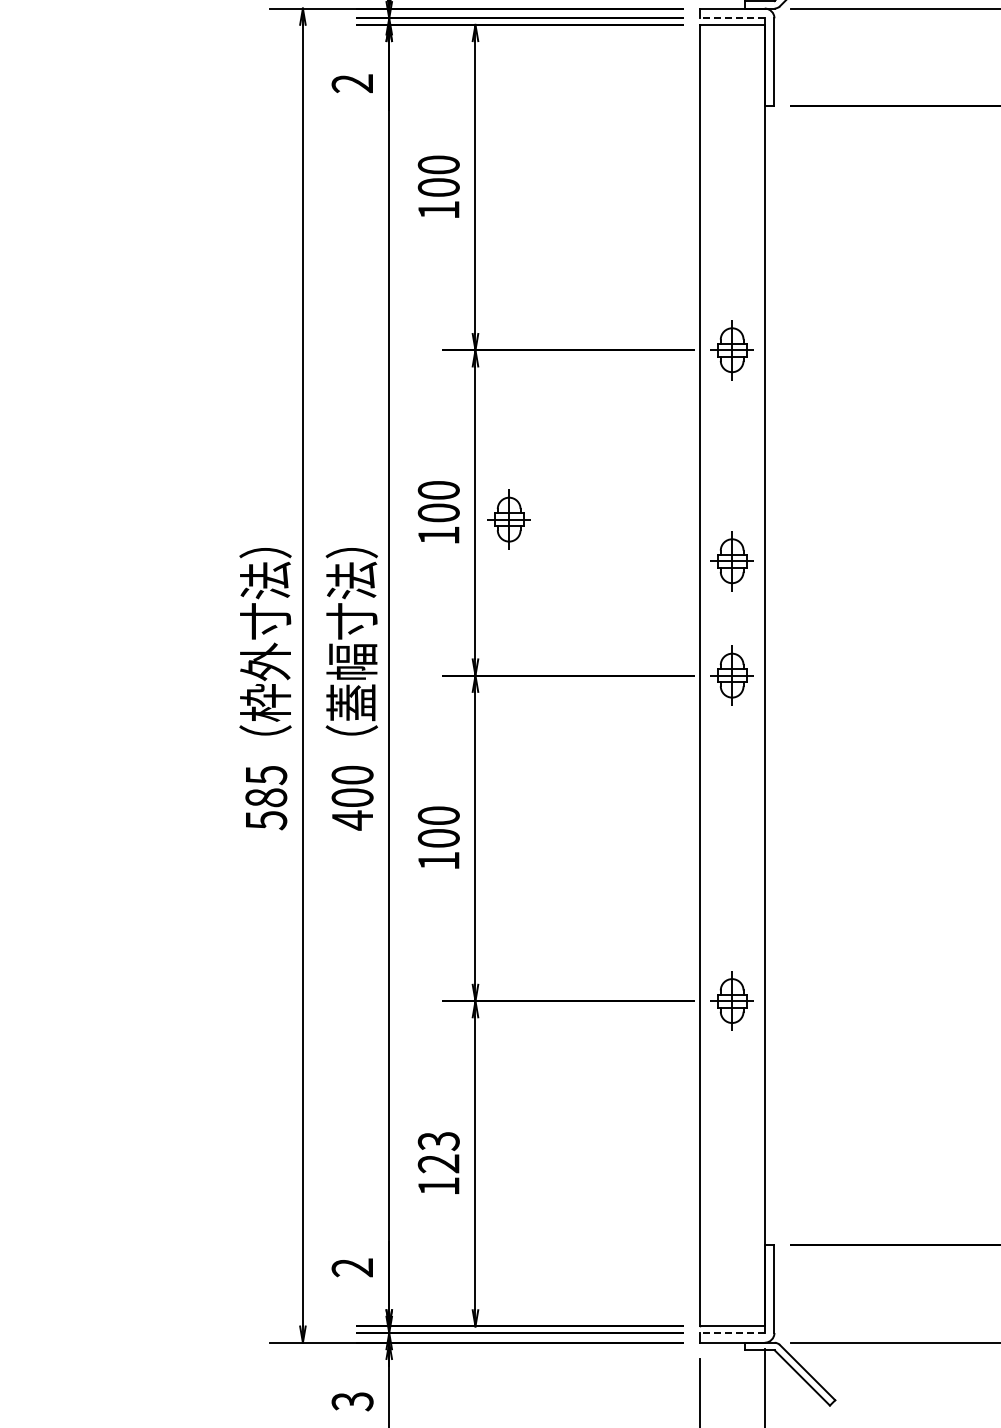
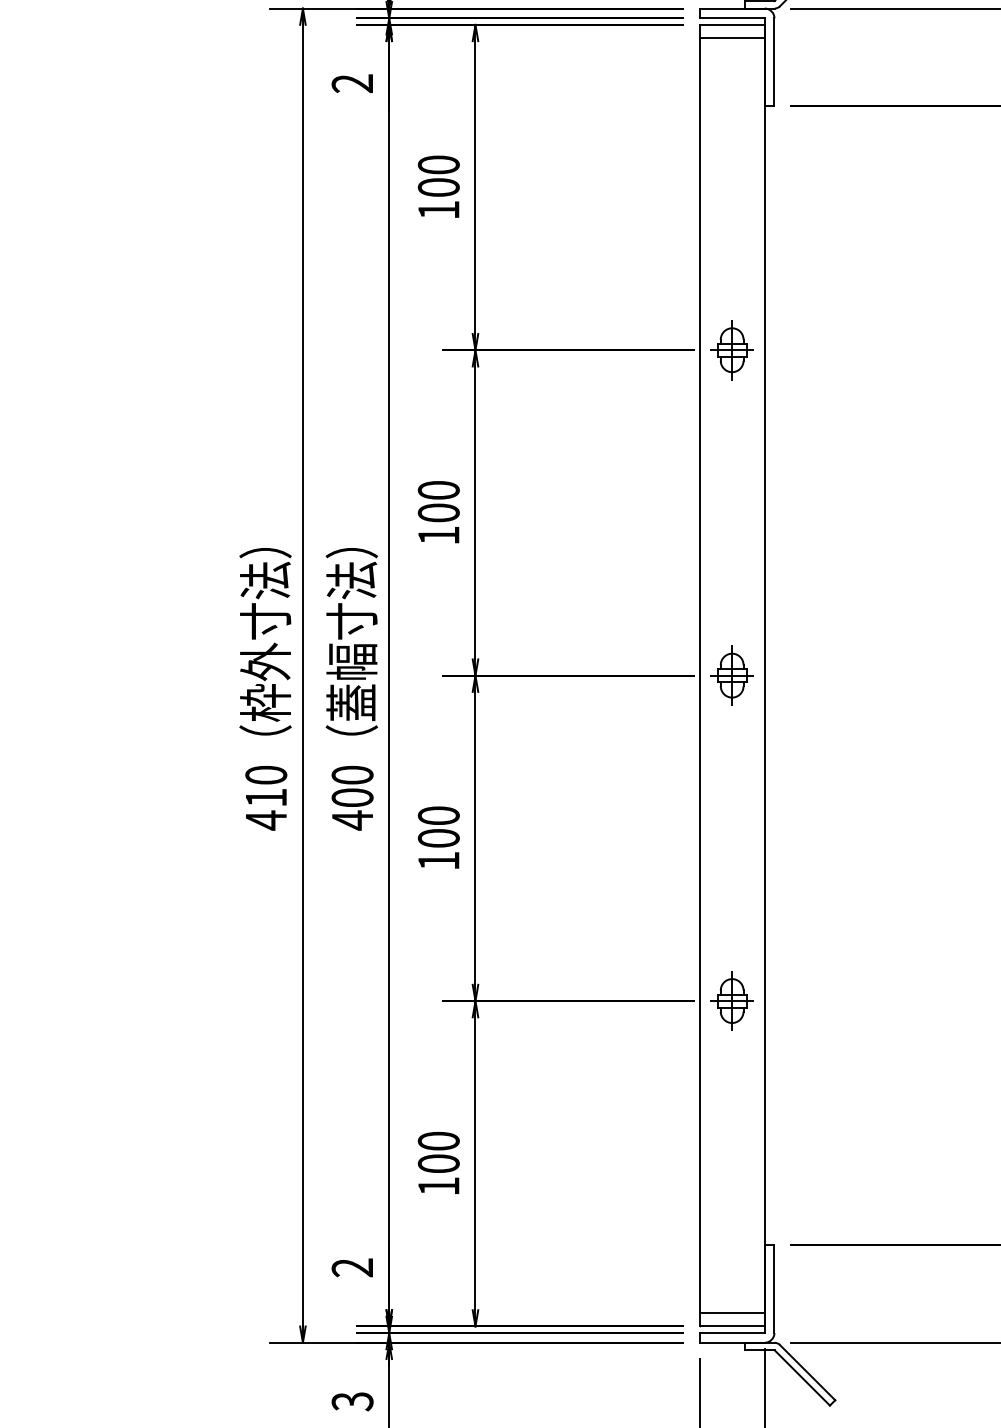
line: dashed -> solid (732, 18)
line: none -> present (731, 37)
part: present -> none (508, 519)
part: present -> none (731, 561)
text: 585 -> 410 (266, 797)
text: 123 -> 100 (438, 1152)
line: none -> present (731, 1313)
line: dashed -> solid (732, 1332)
